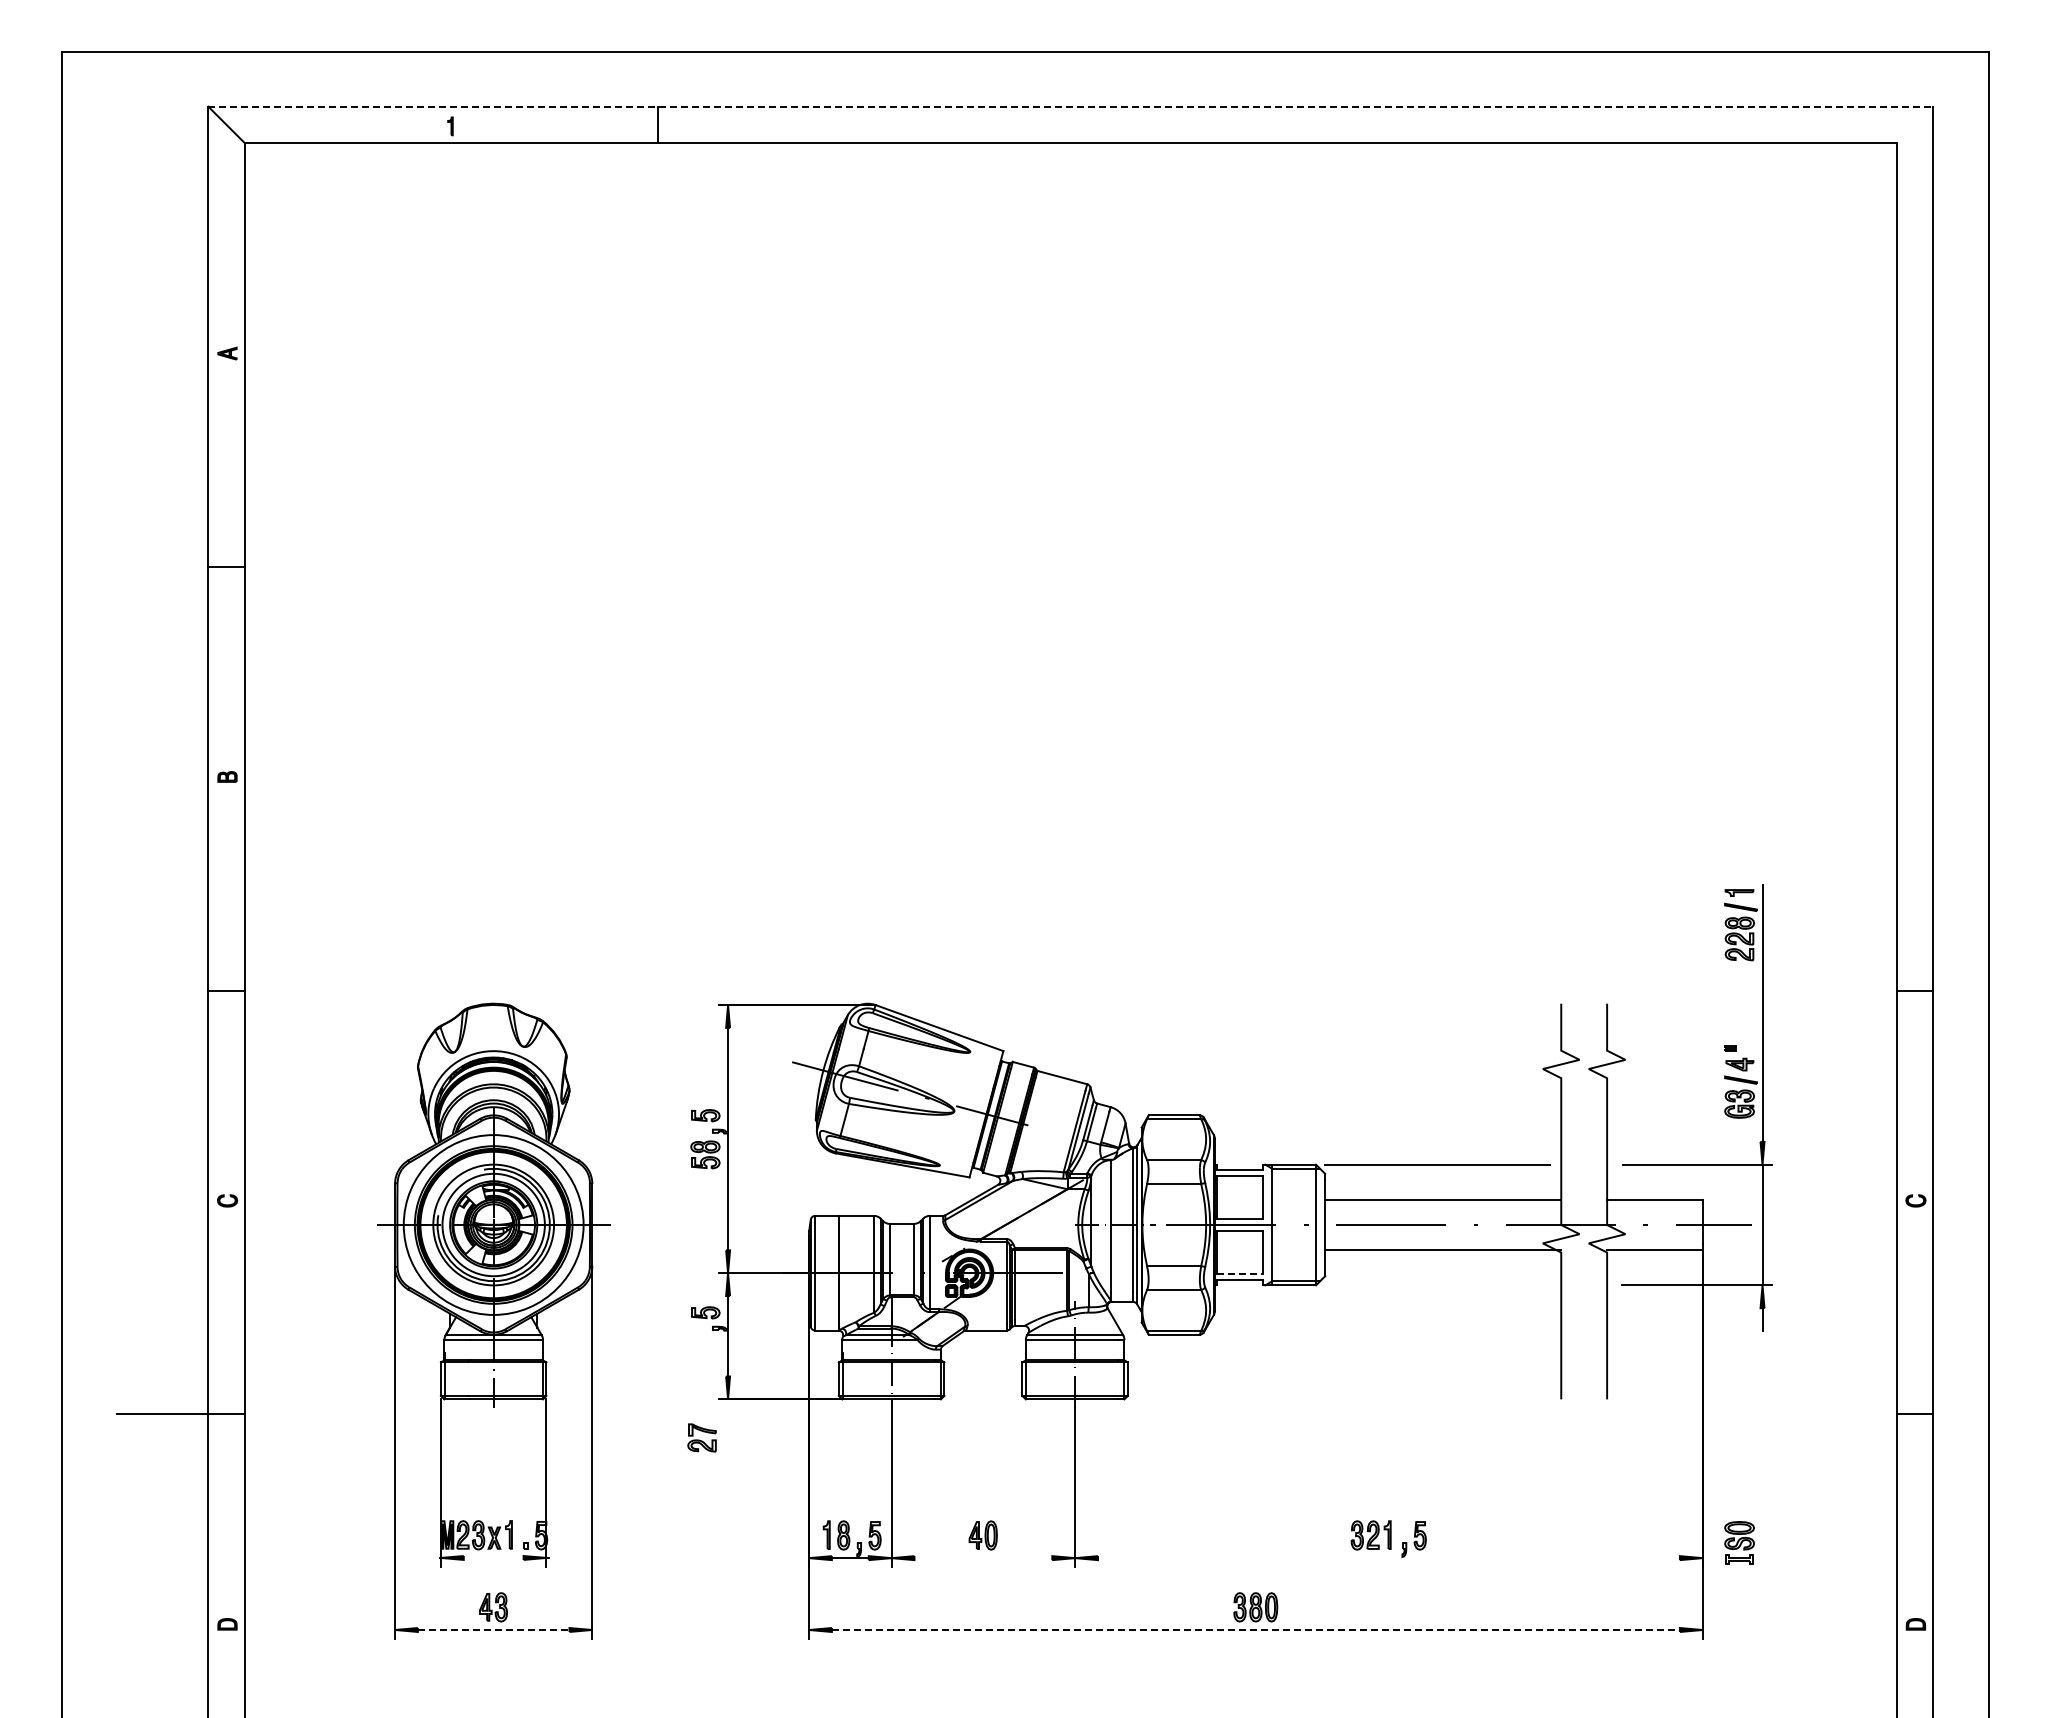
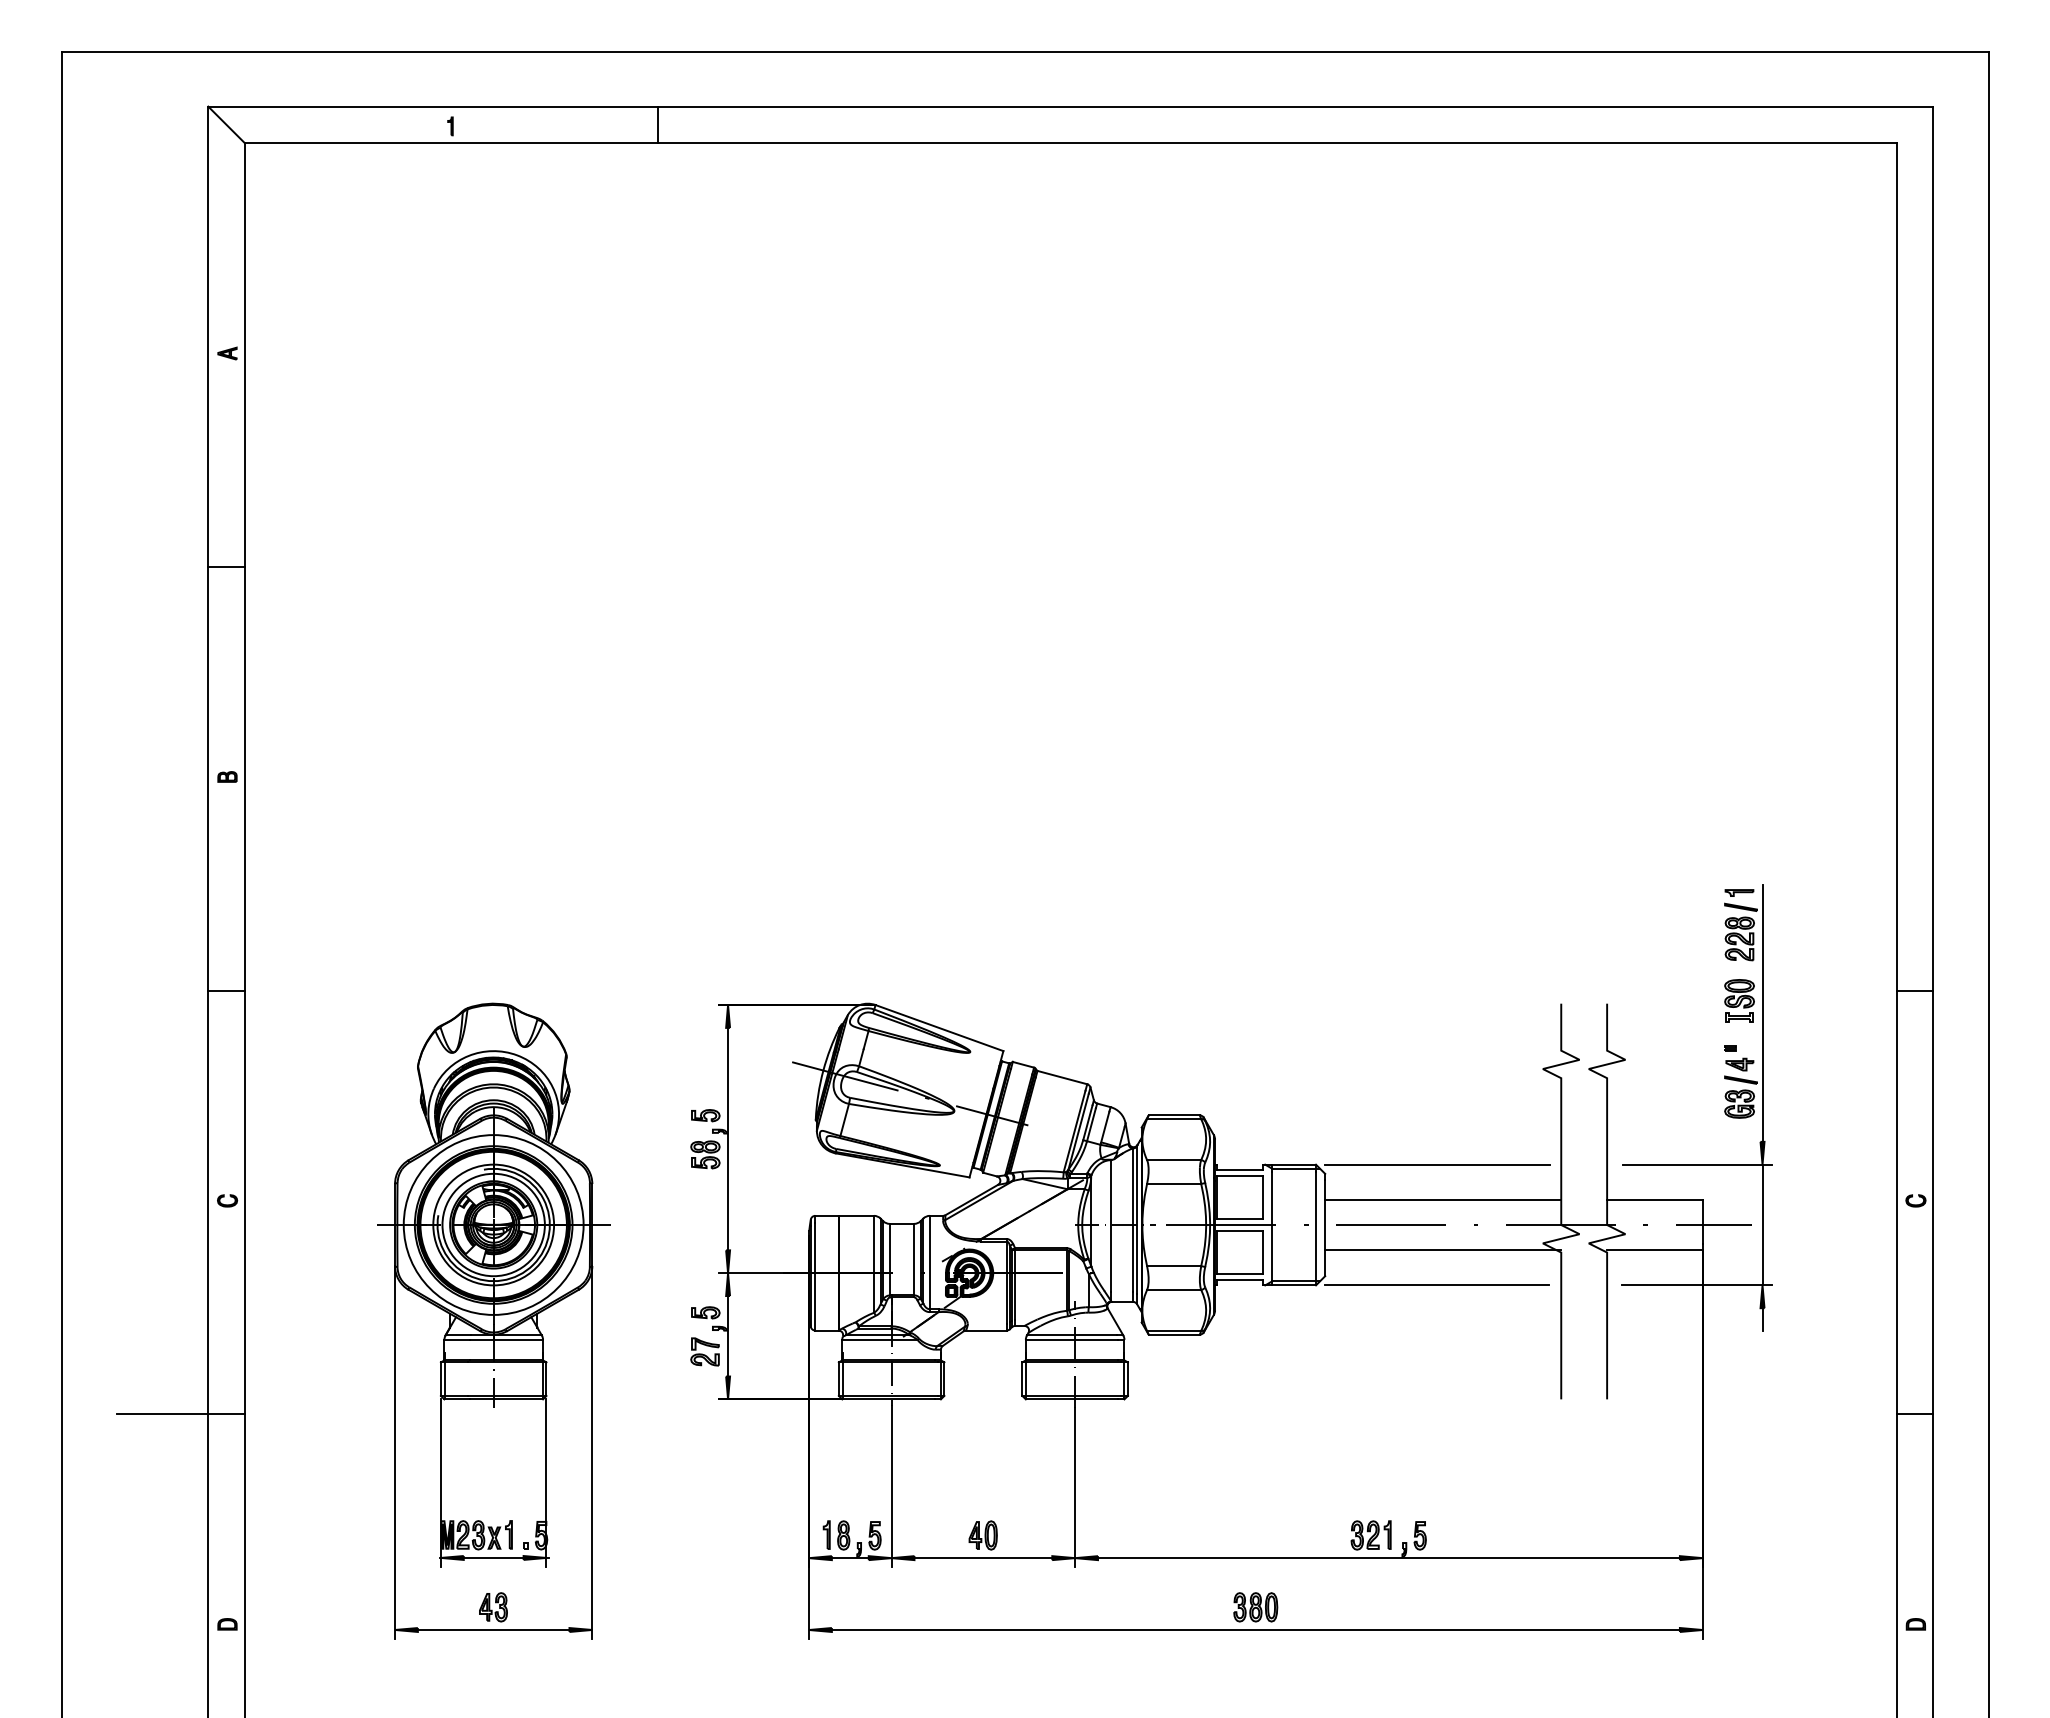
line: dashed -> solid (1070, 106)
line: dashed -> solid (1240, 1273)
line: none -> present (1437, 1285)
part position: (701, 1437) -> (704, 1351) (704, 1351)
part position: (1739, 1542) -> (1739, 1000) (1739, 1000)
line: none -> present (493, 1557)
line: none -> present (983, 1558)
line: none -> present (1388, 1558)
line: dashed -> solid (493, 1629)
line: dashed -> solid (1255, 1630)
